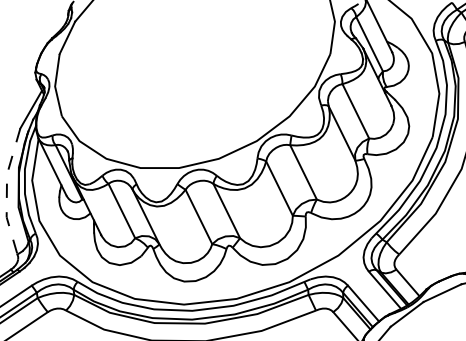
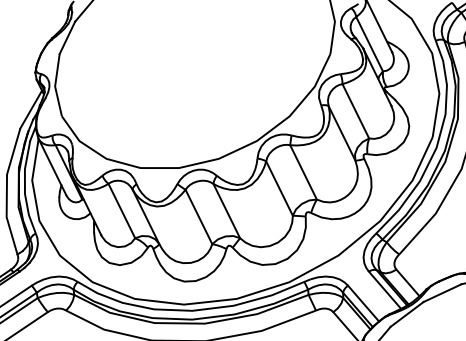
line: dashed -> solid (6, 191)
